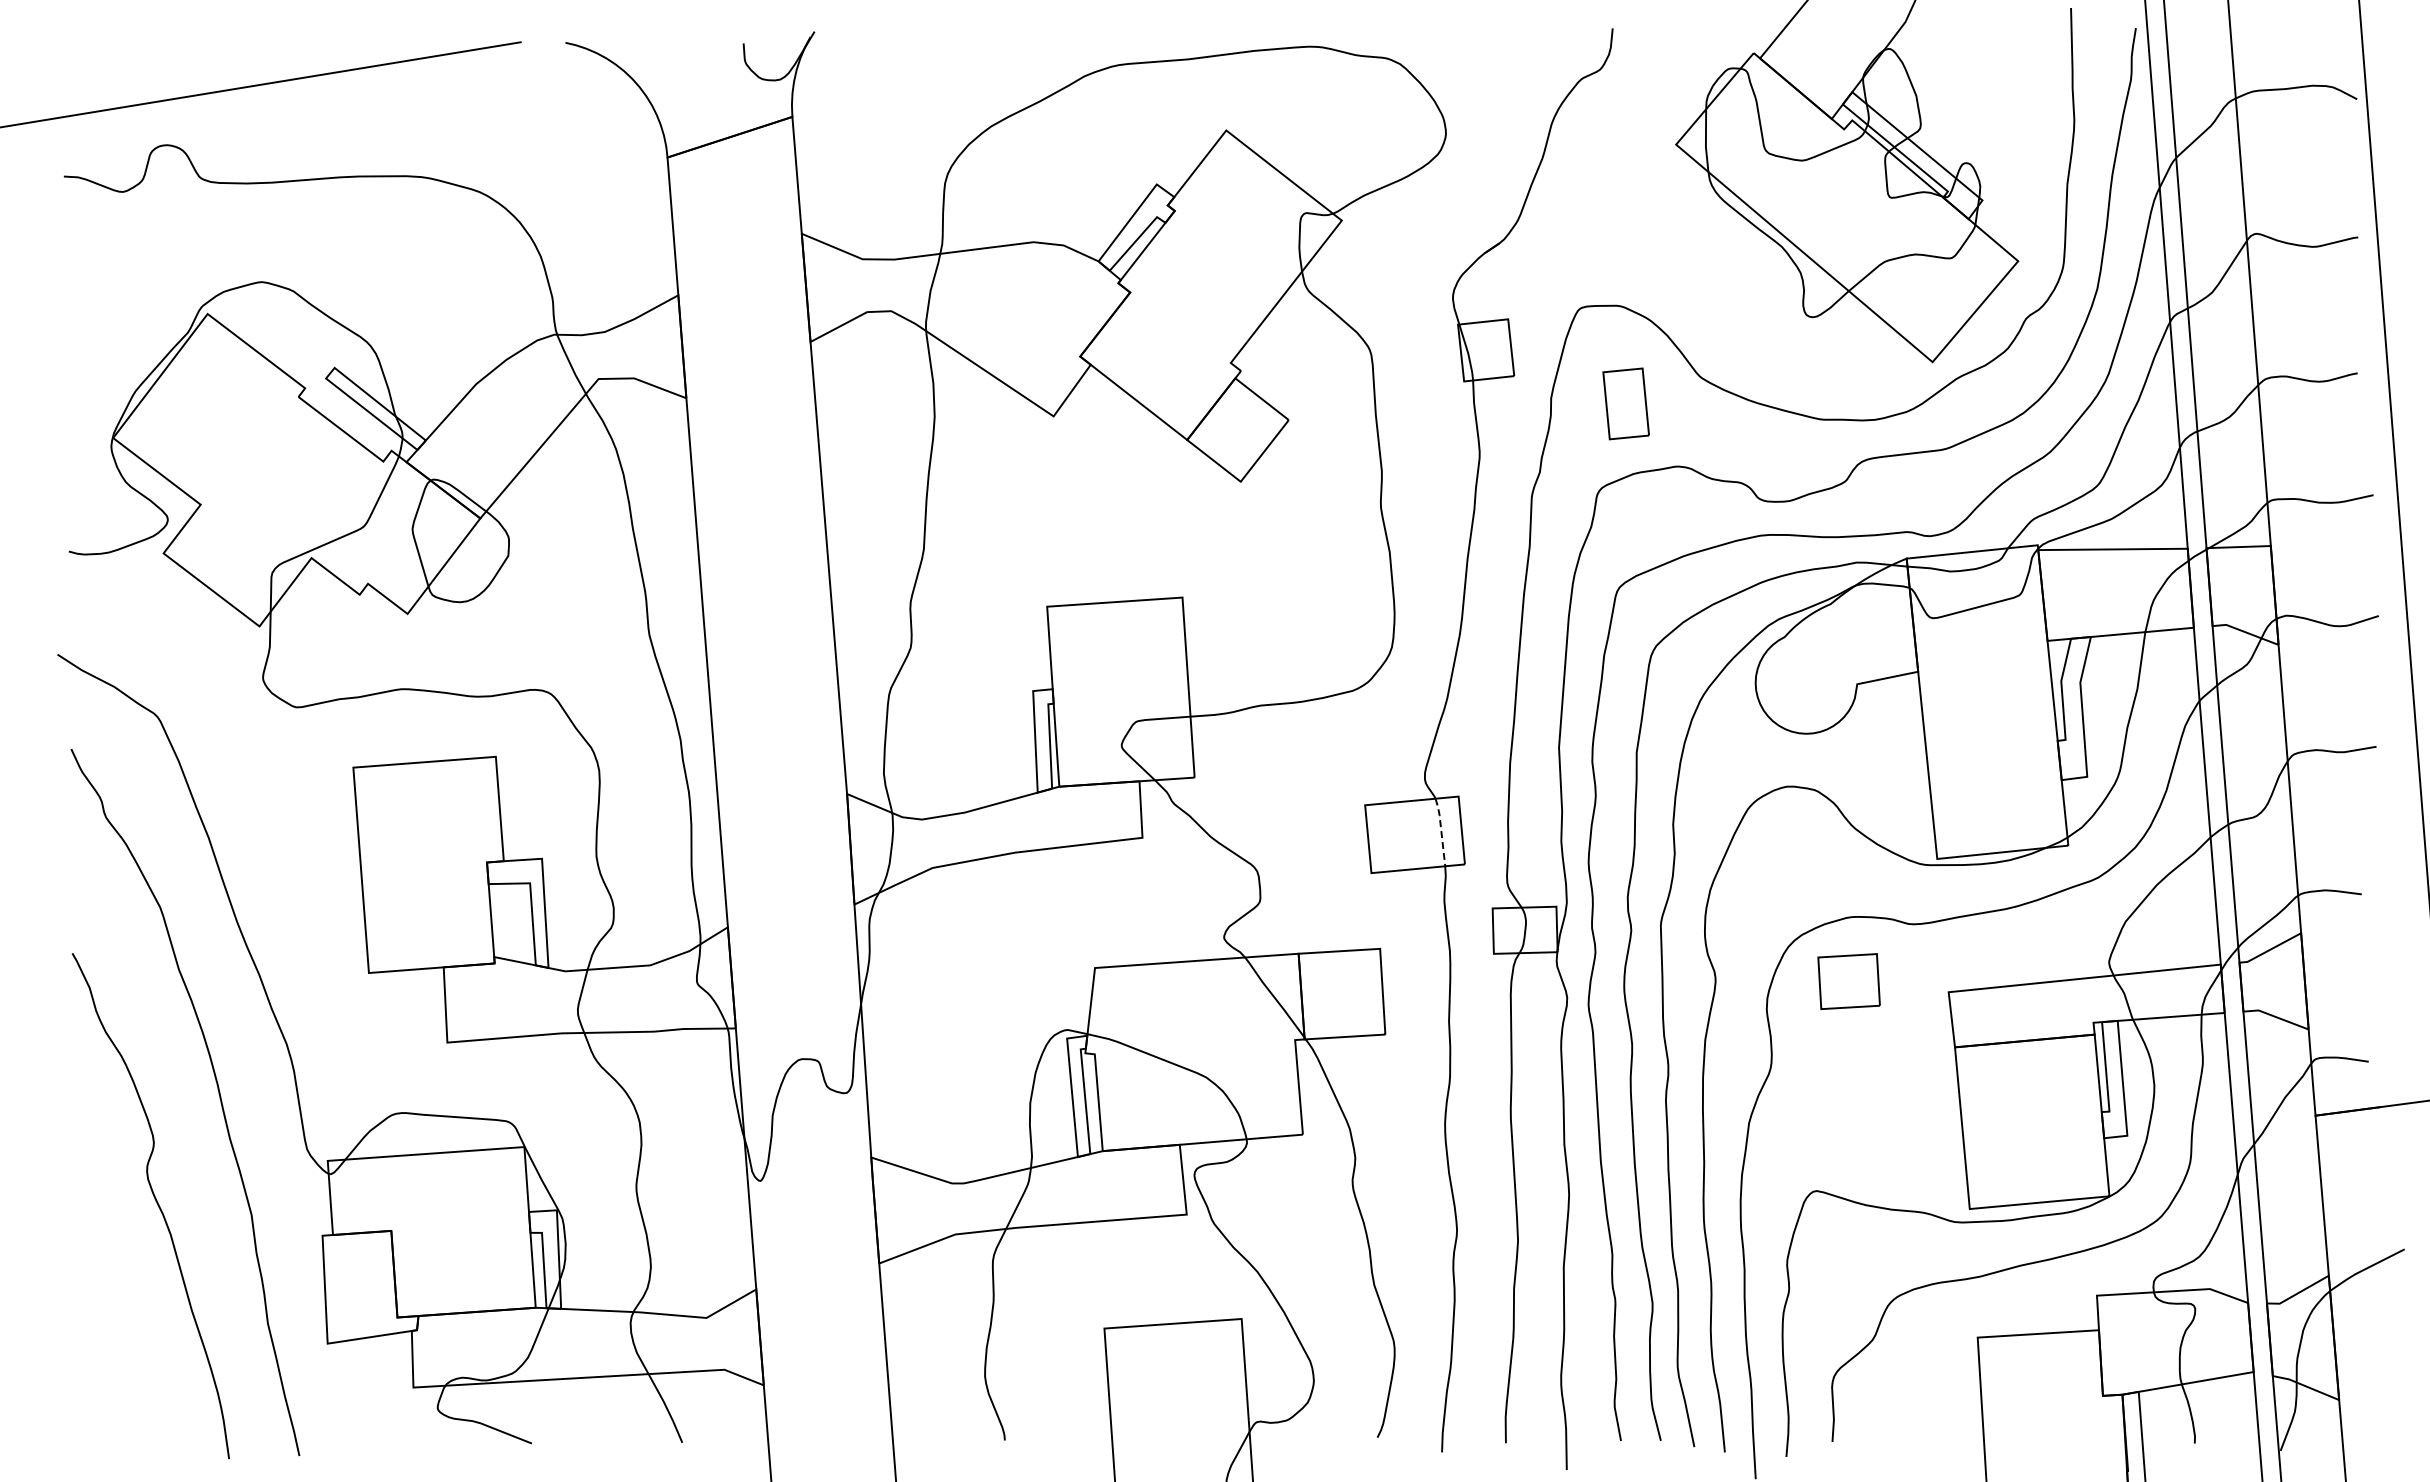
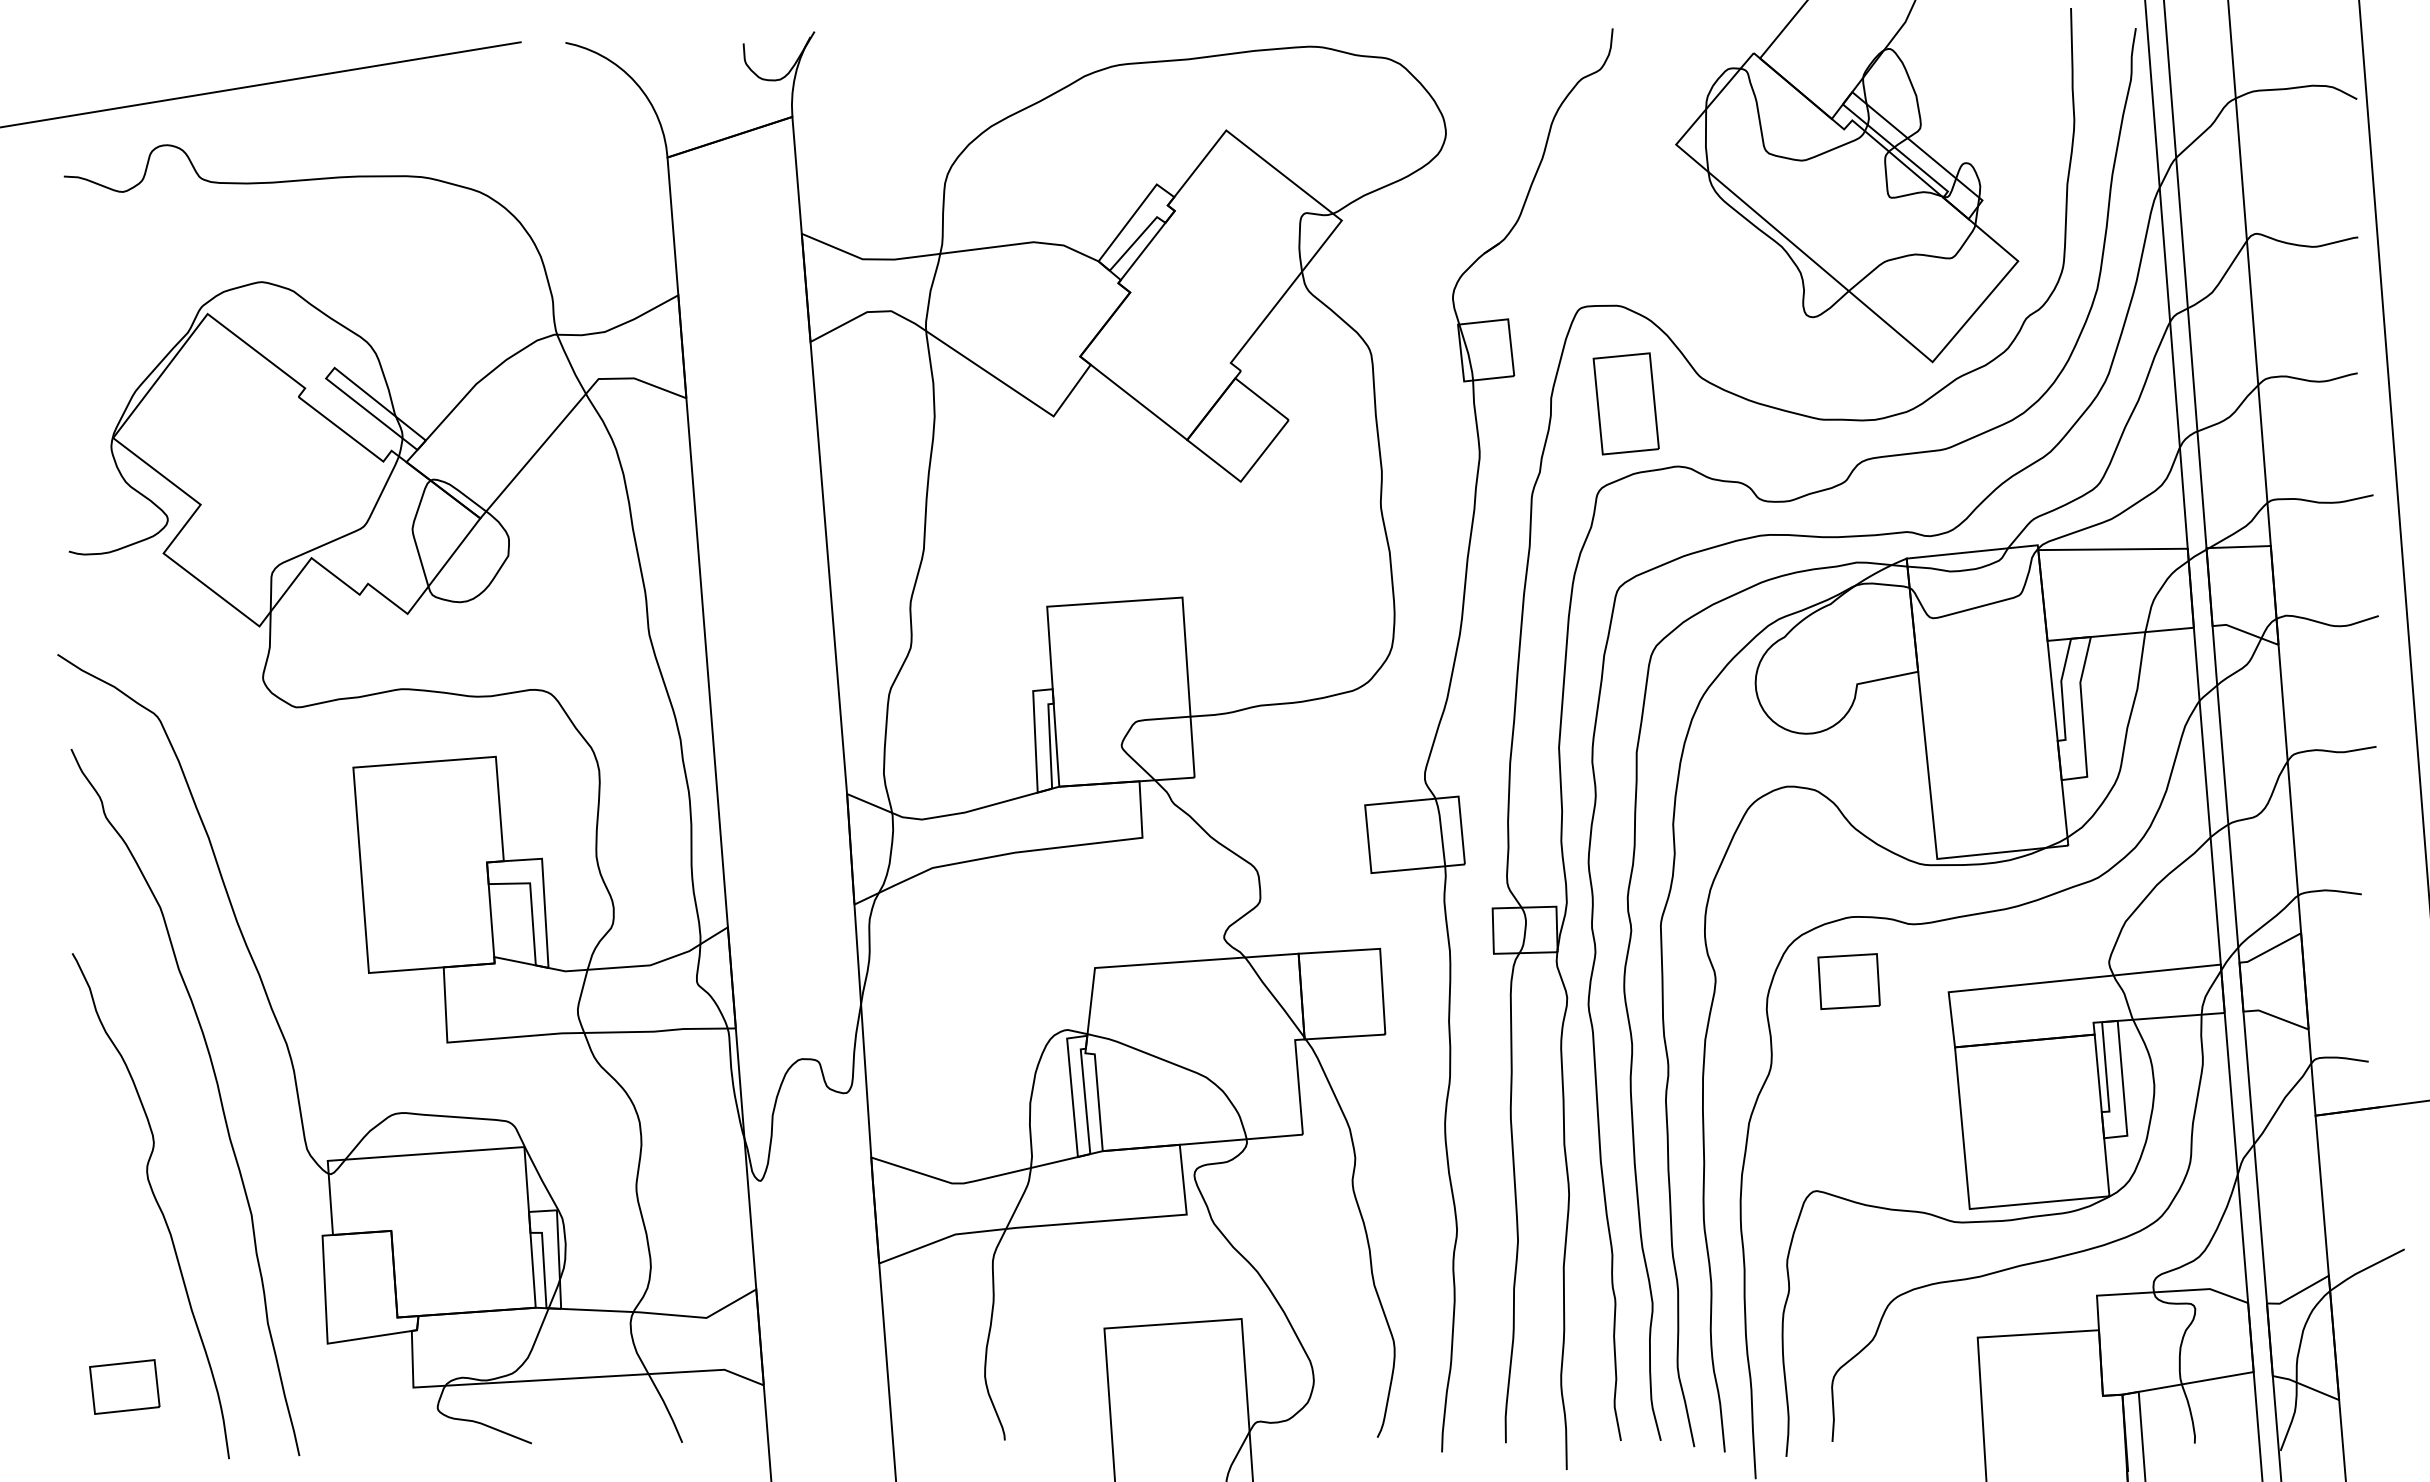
part size: 48x74 px -> 68x104 px (1625, 403)
line: dashed -> solid (1441, 830)
part: none -> present (124, 1386)
